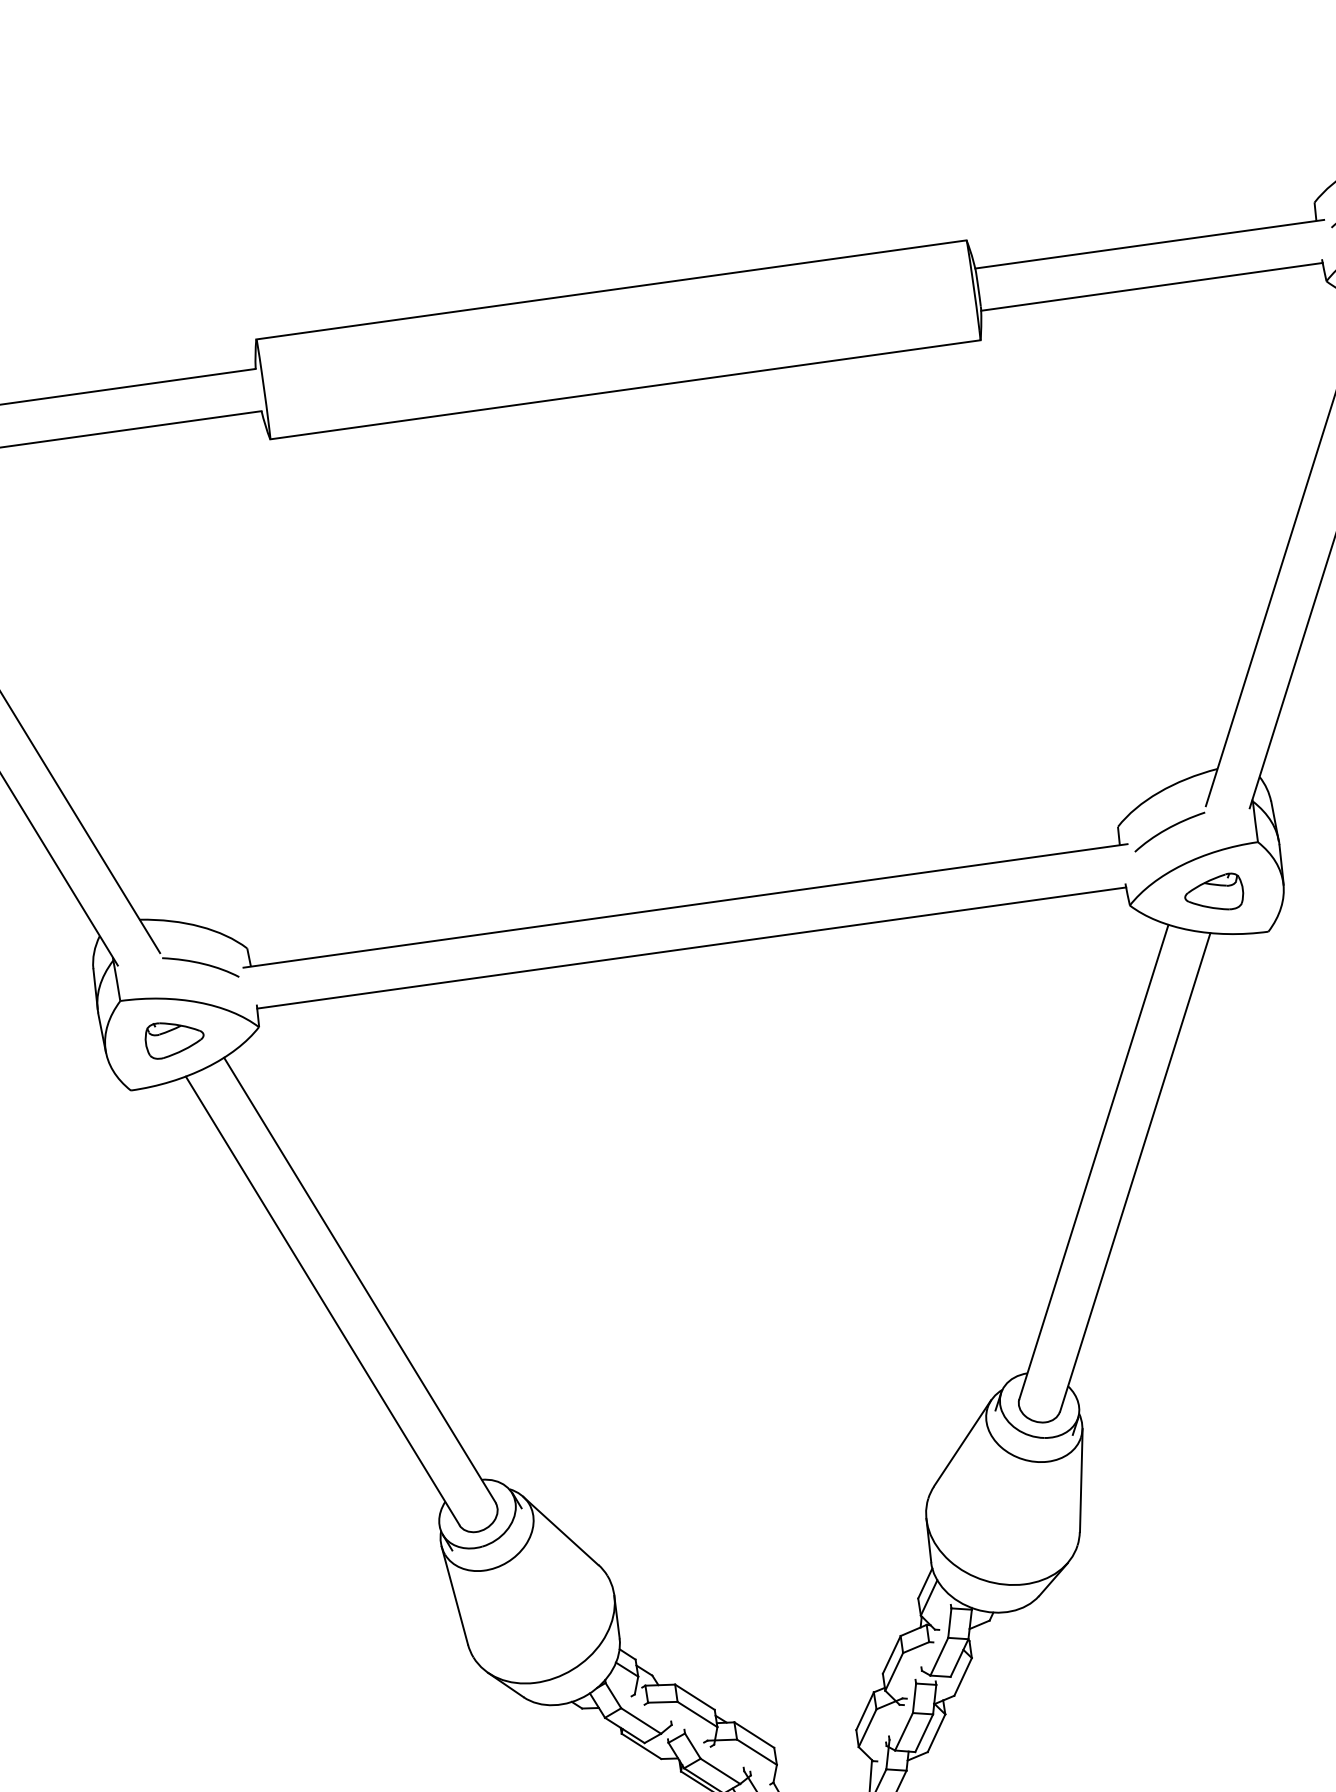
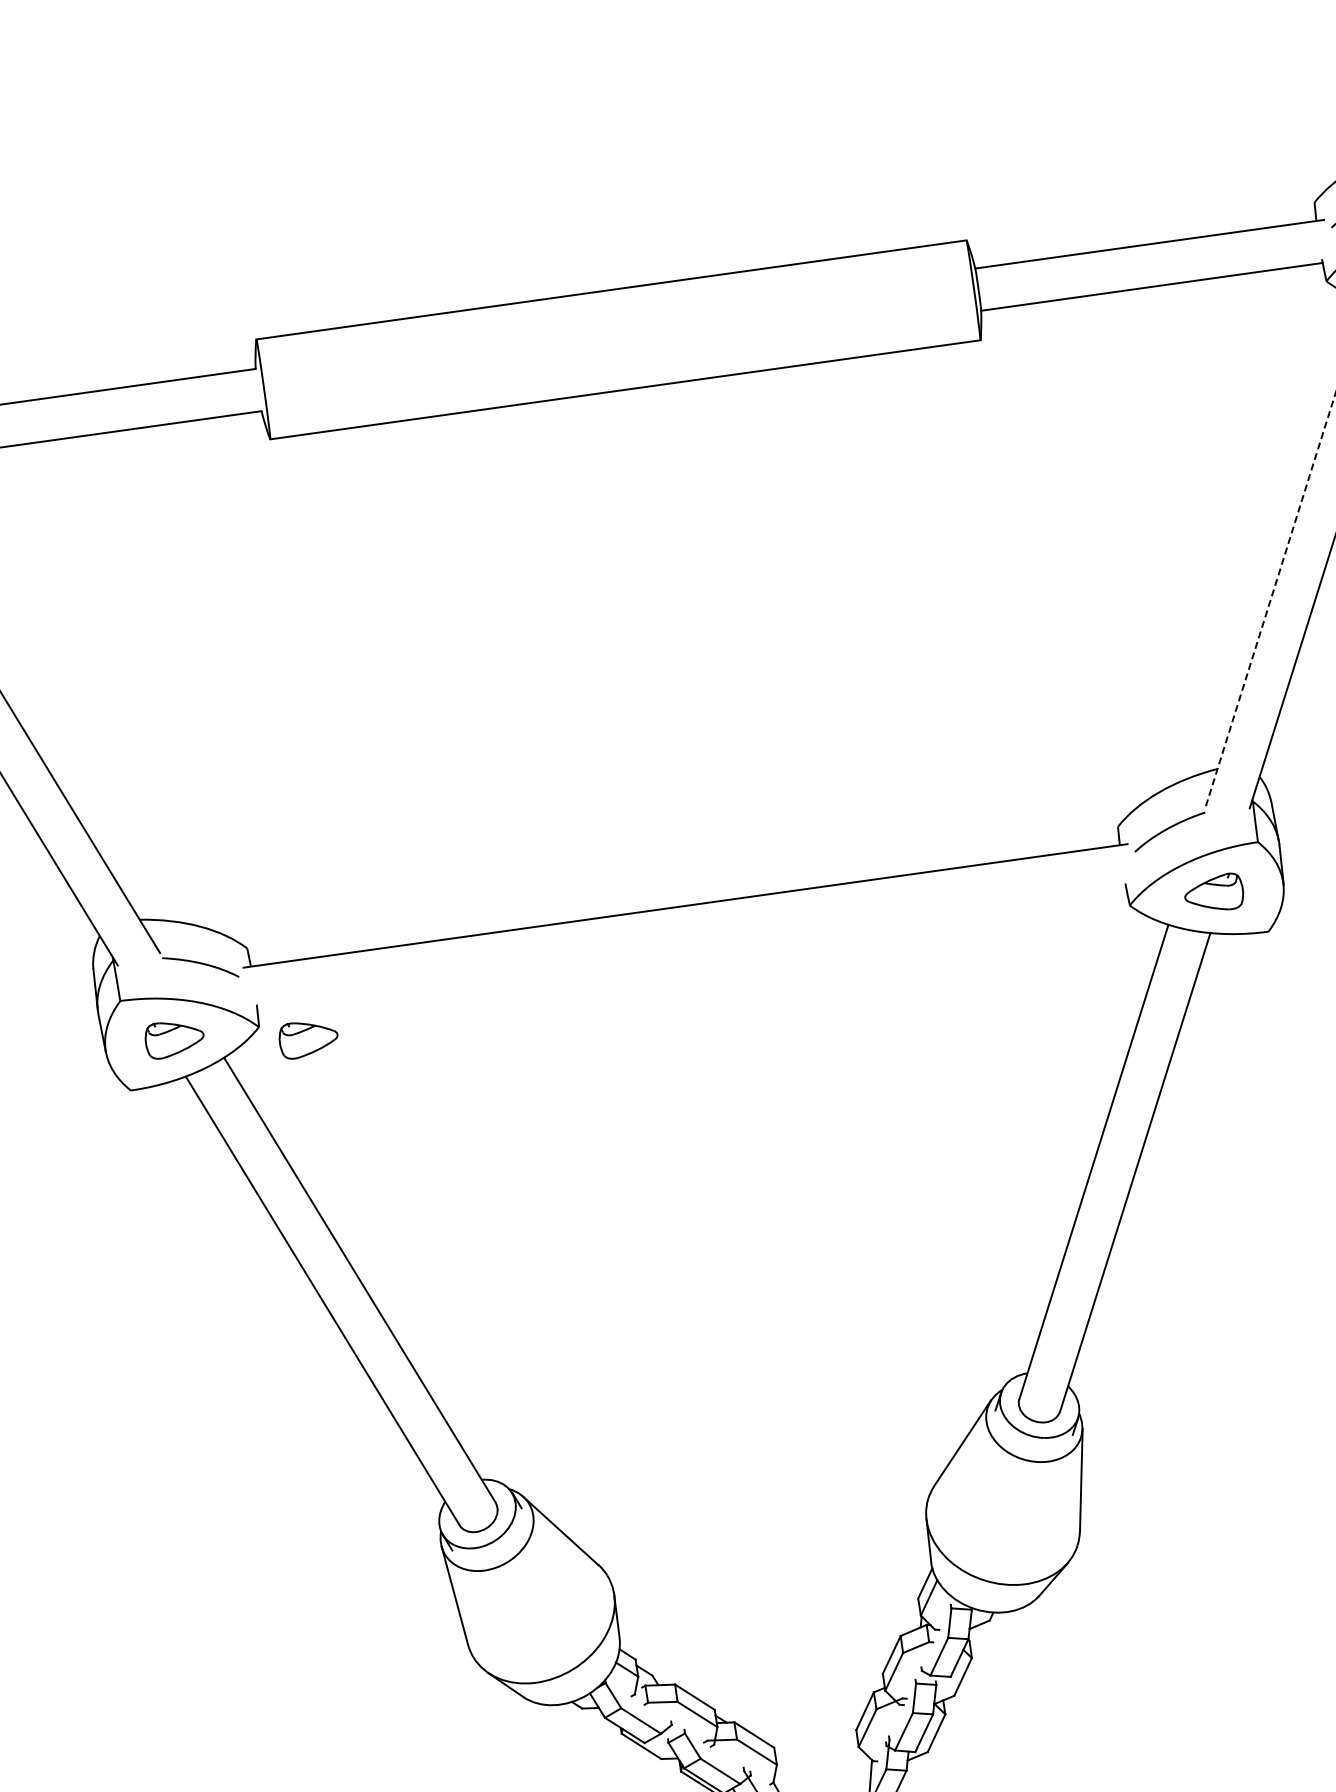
line: solid -> dashed (1270, 599)
line: present -> none (691, 947)
part: none -> present (308, 1040)
